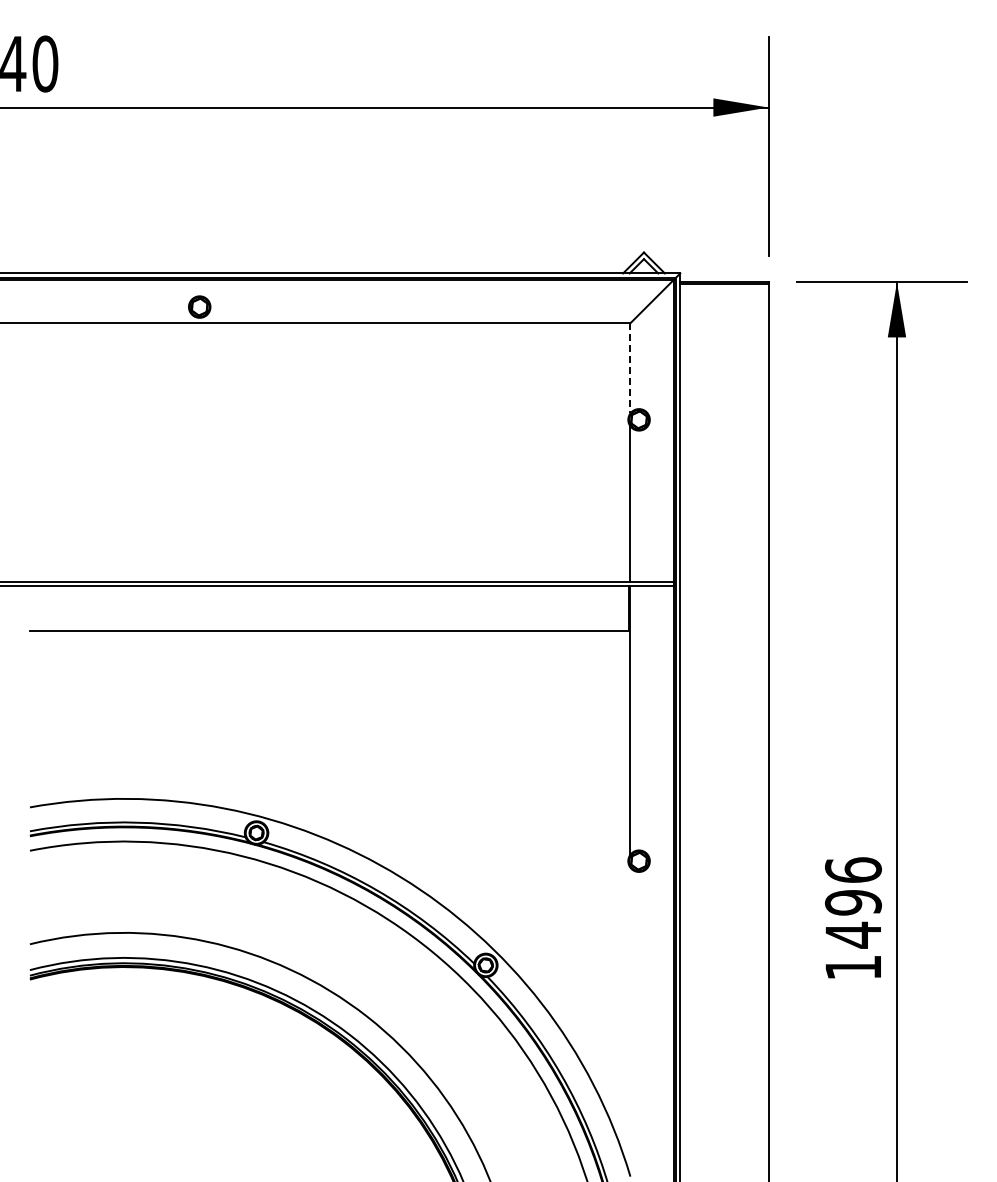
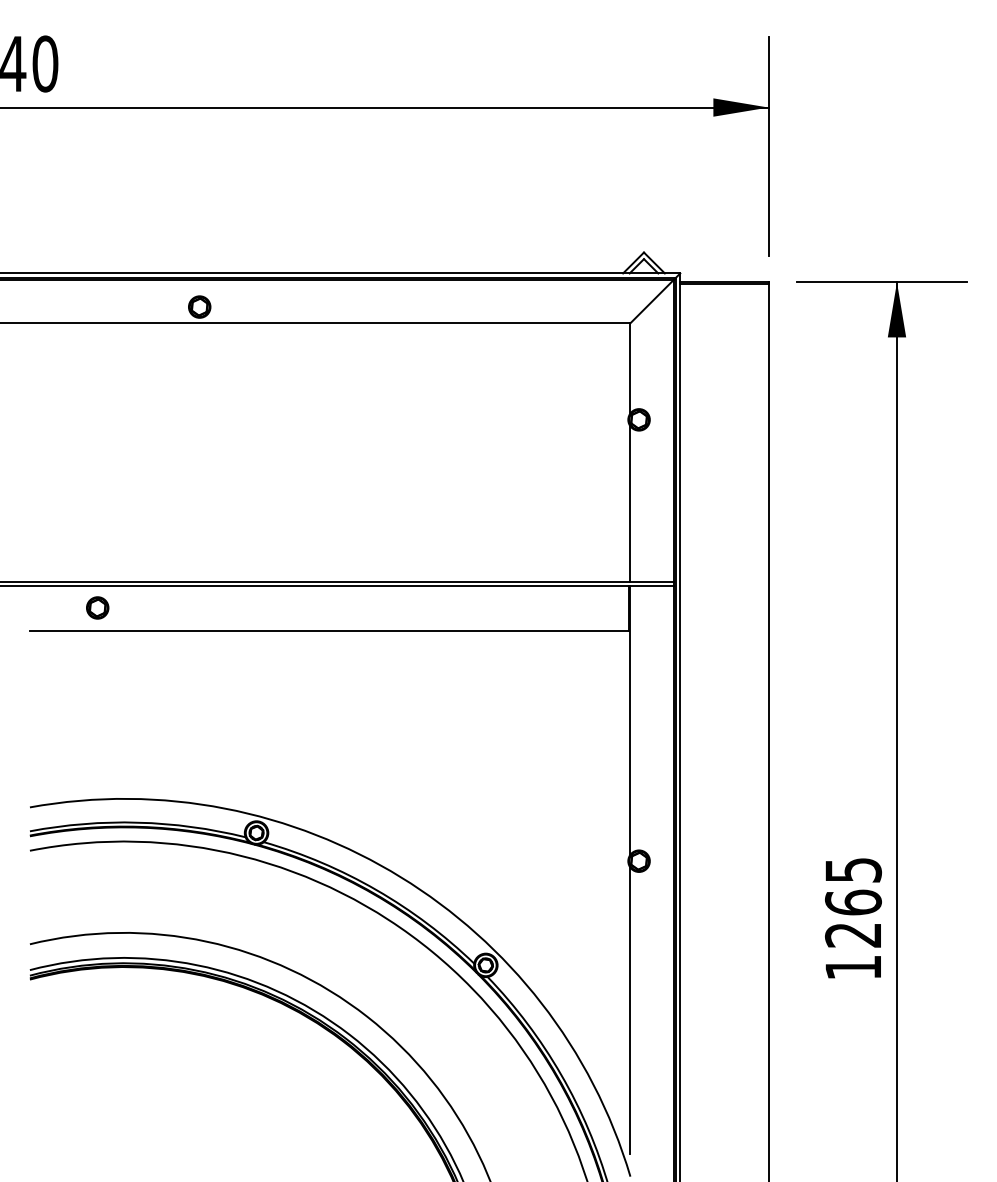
line: dashed -> solid (630, 368)
part: none -> present (97, 607)
text: 1496 -> 1265 (853, 902)
line: none -> present (630, 1010)
